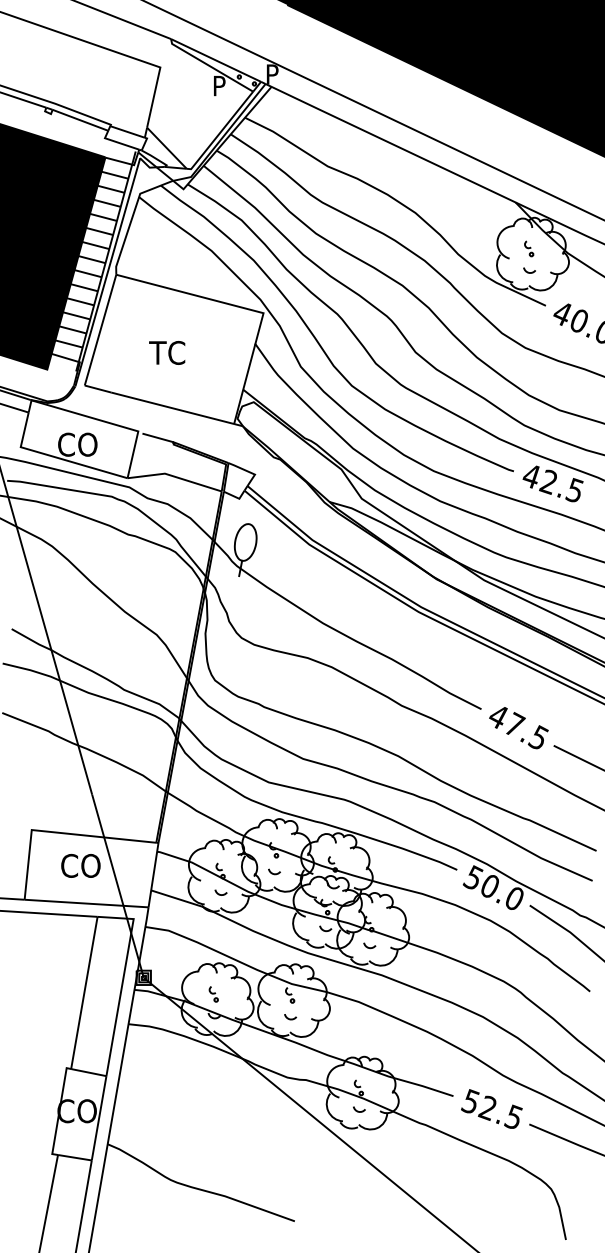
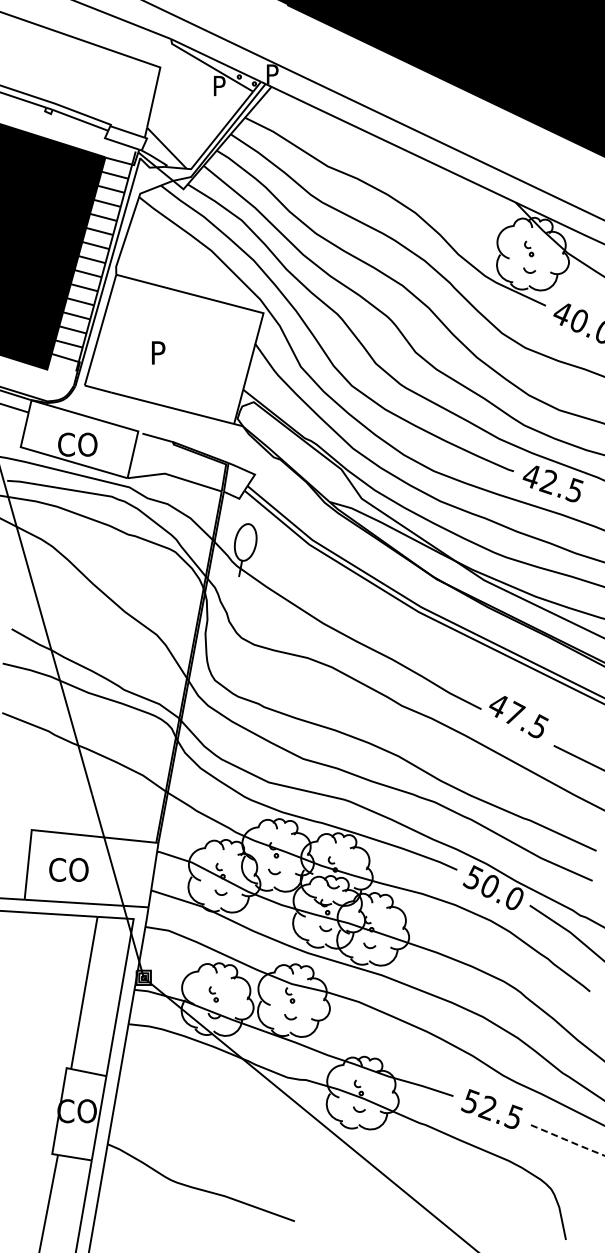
text: TC -> P (167, 352)
text position: (518, 728) -> (518, 717) (518, 717)
text position: (80, 865) -> (68, 869) (68, 869)
line: solid -> dashed (567, 1140)
